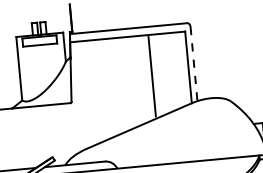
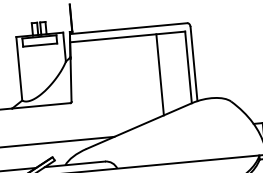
line: dashed -> solid (194, 64)
line position: (151, 75) -> (159, 74) (159, 74)
line: none -> present (58, 141)
